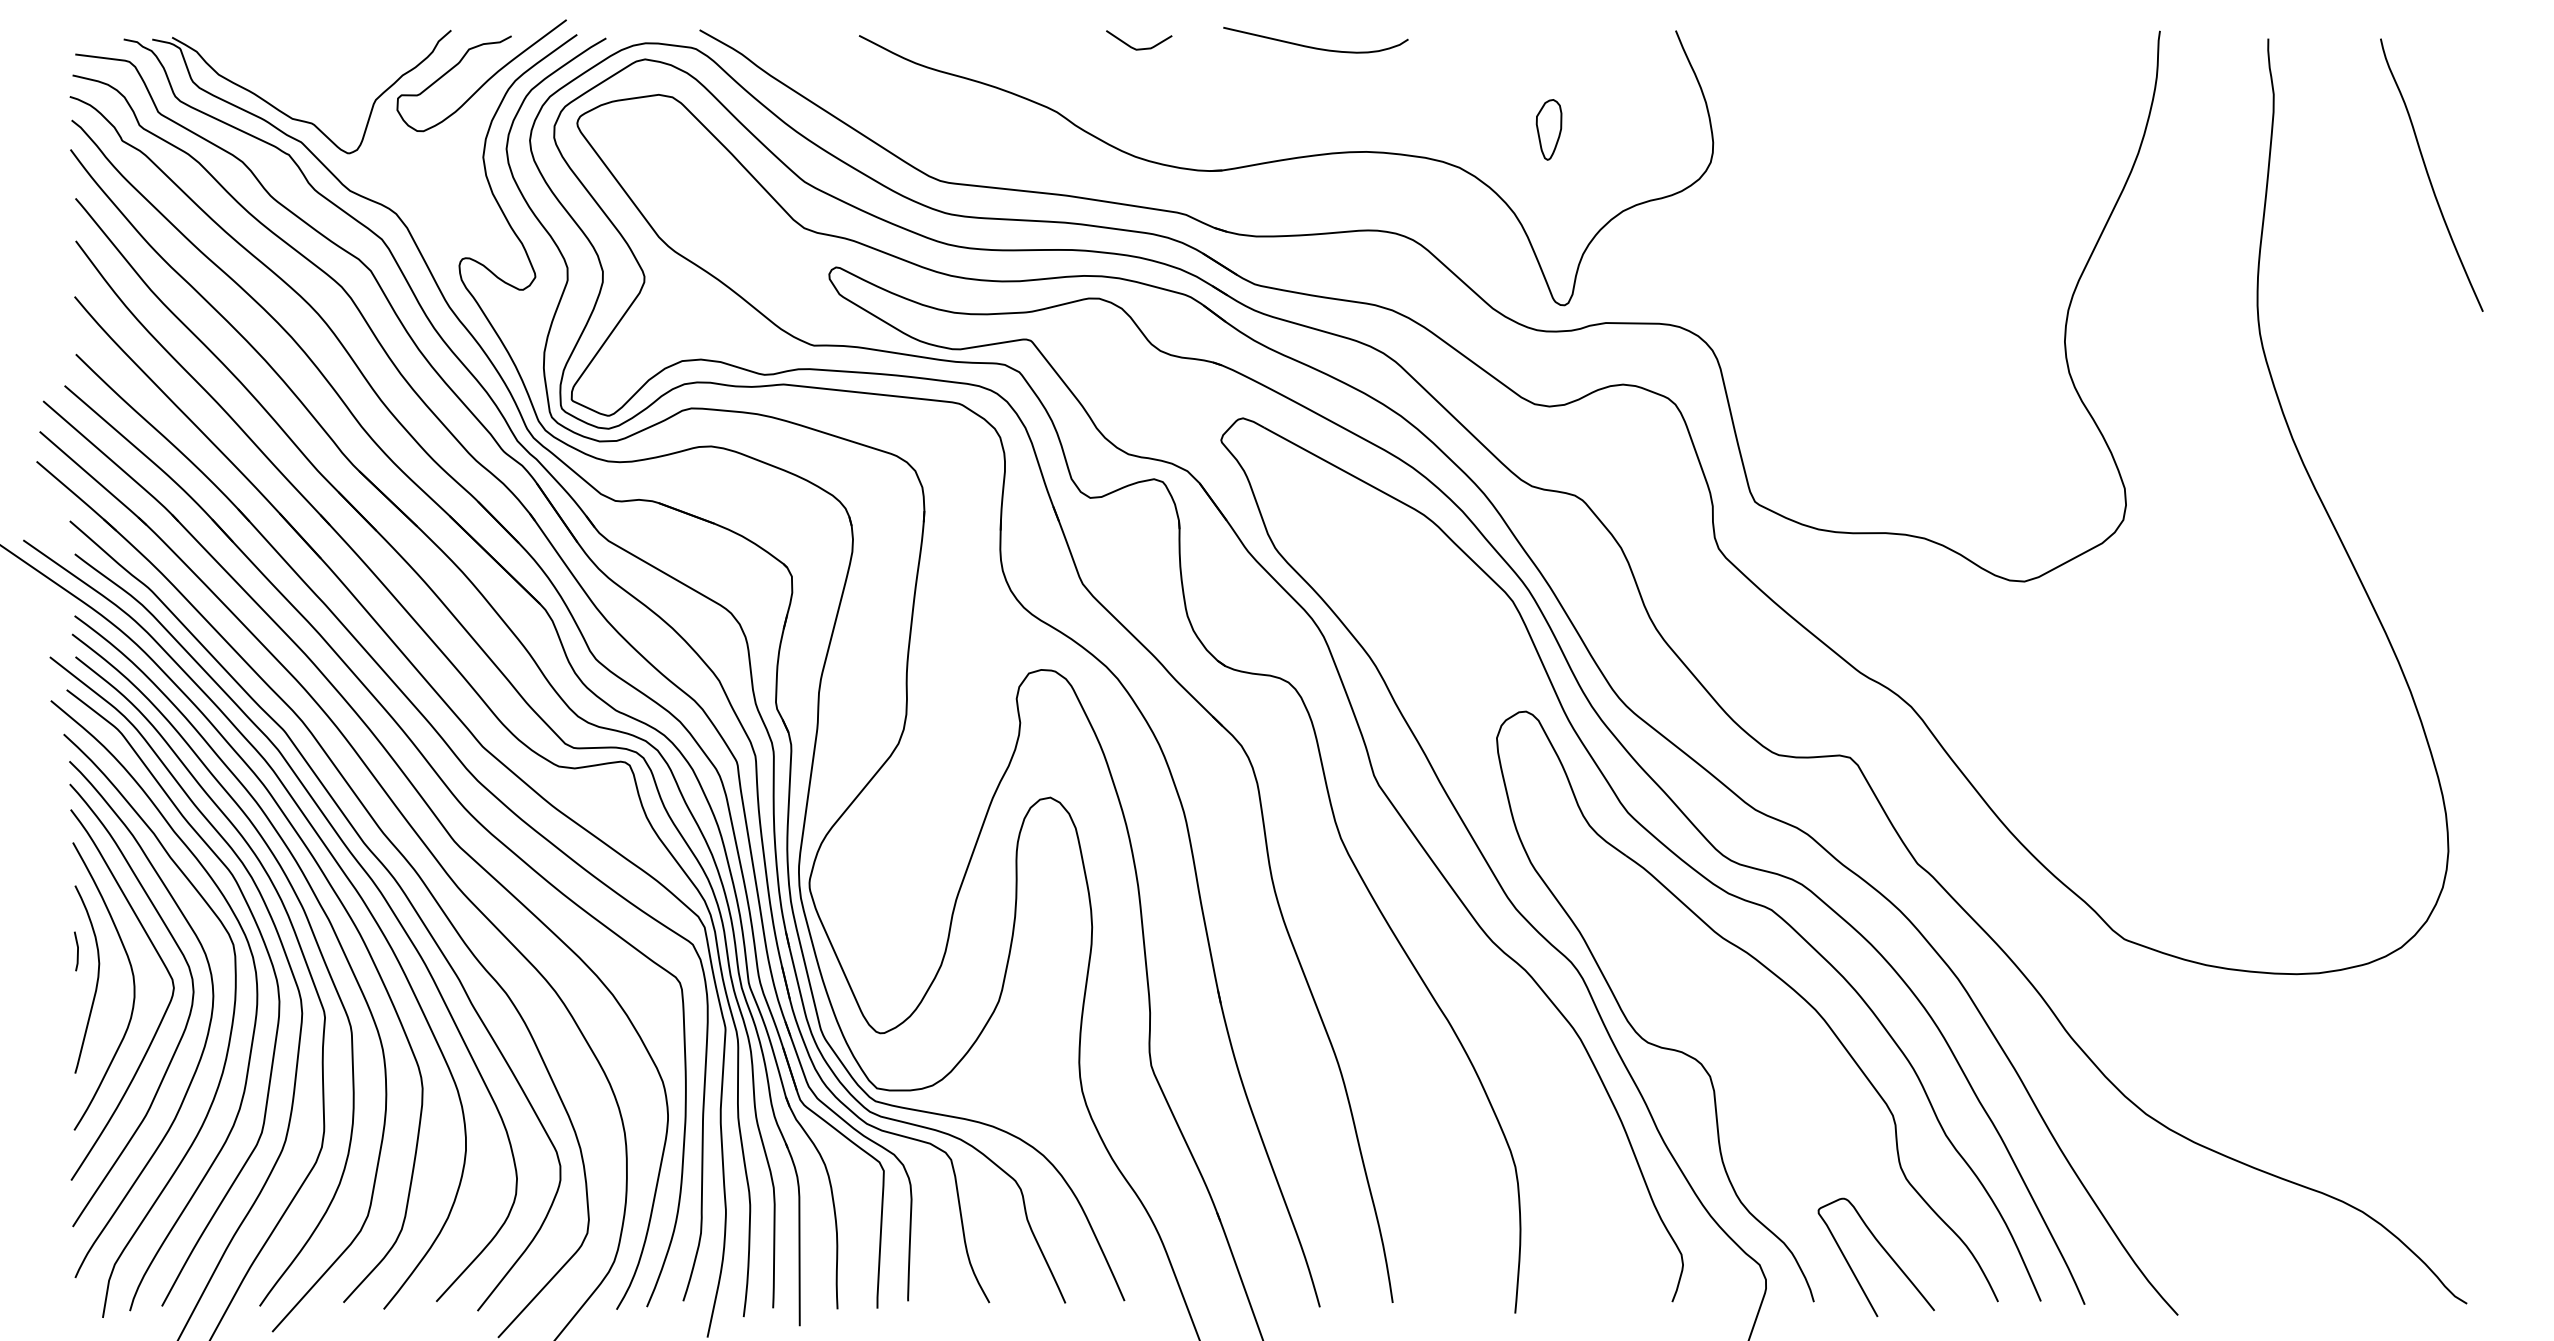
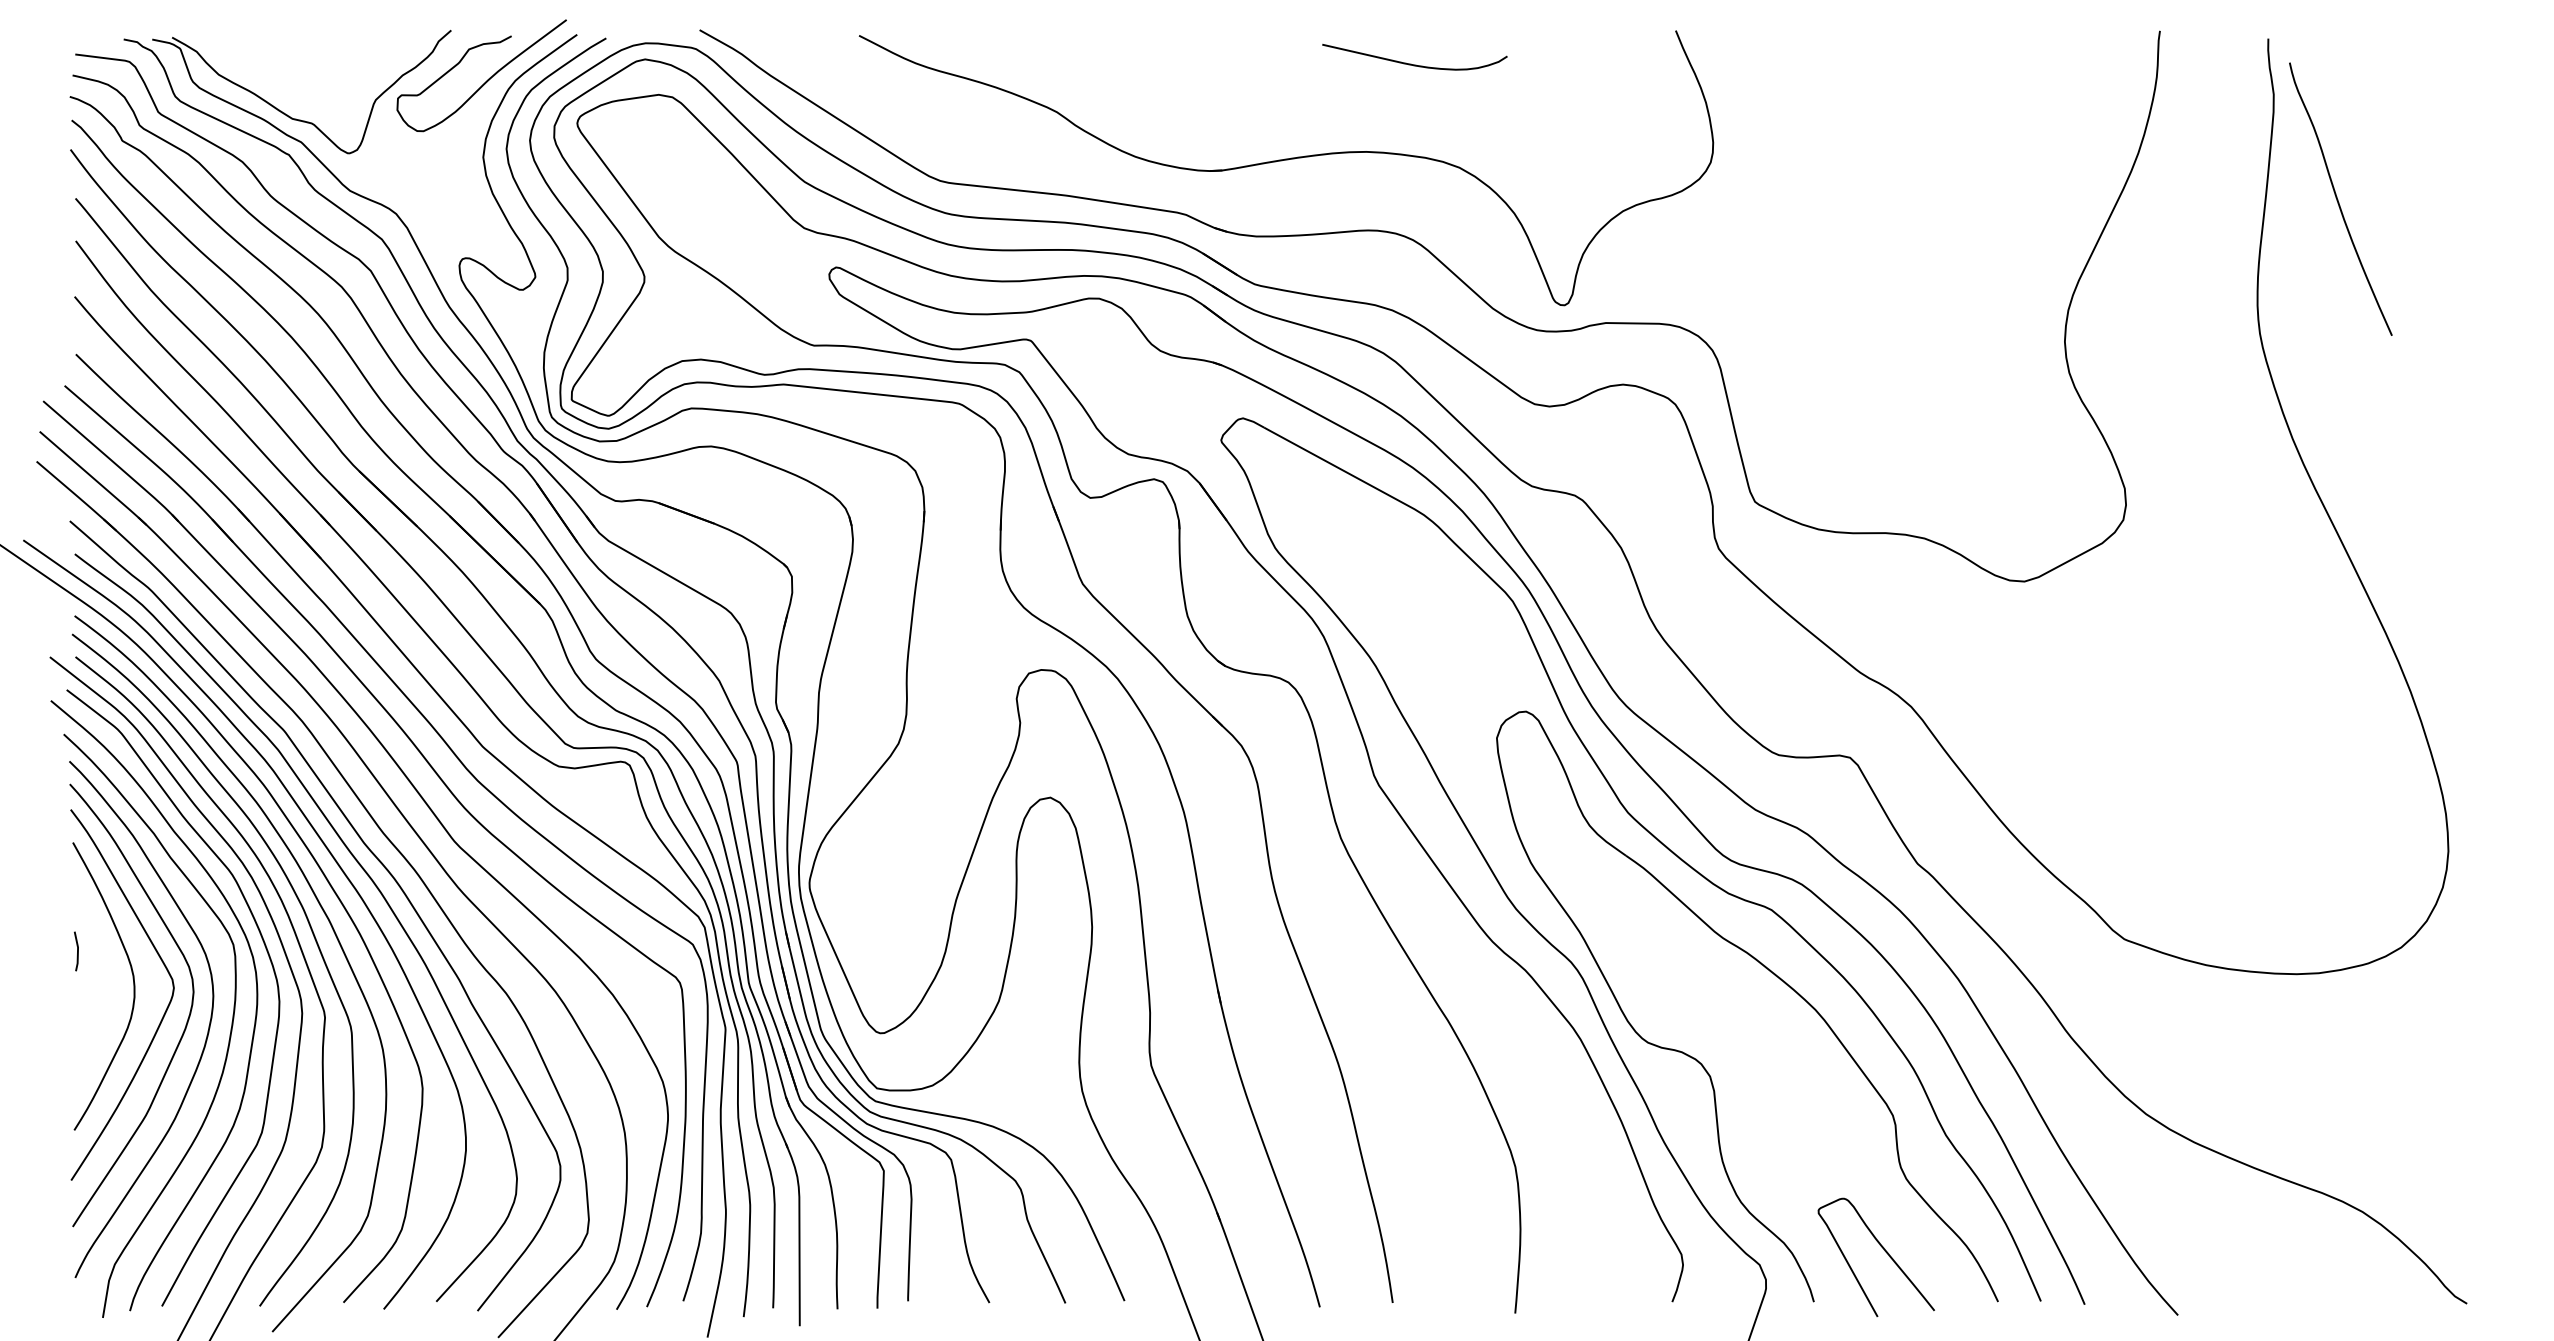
curve position: (1312, 46) -> (1411, 63) (1411, 63)
curve: present -> none (1139, 48)
part: present -> none (1548, 129)
curve position: (2429, 175) -> (2338, 199) (2338, 199)
curve: present -> none (96, 980)
